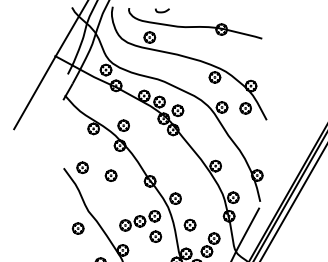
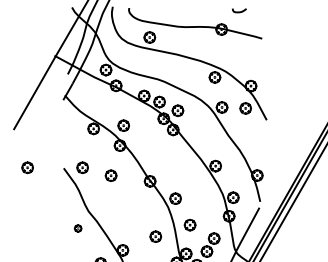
curve position: (162, 11) -> (239, 11) (239, 11)
part: none -> present (27, 167)
part: present -> none (140, 220)
part size: 14x13 px -> 9x9 px (78, 228)
